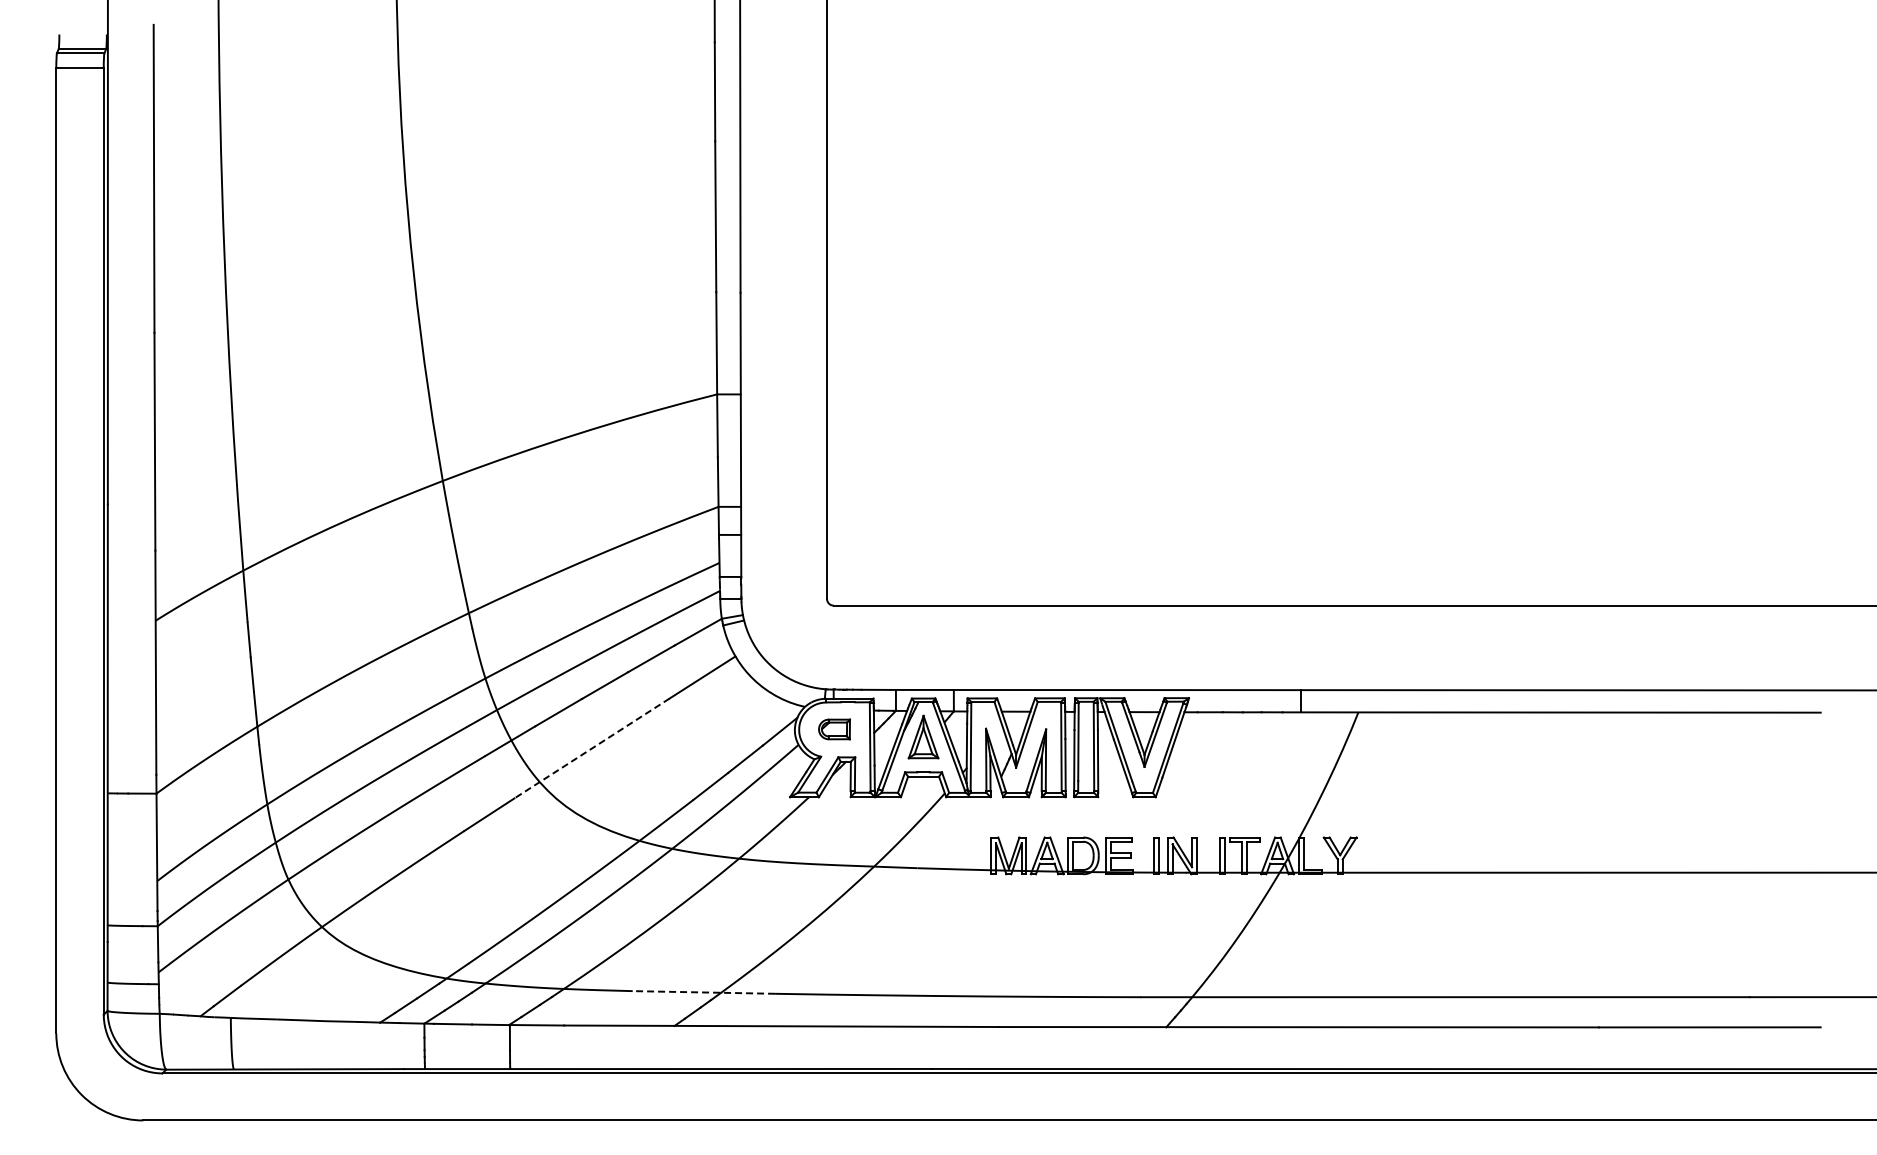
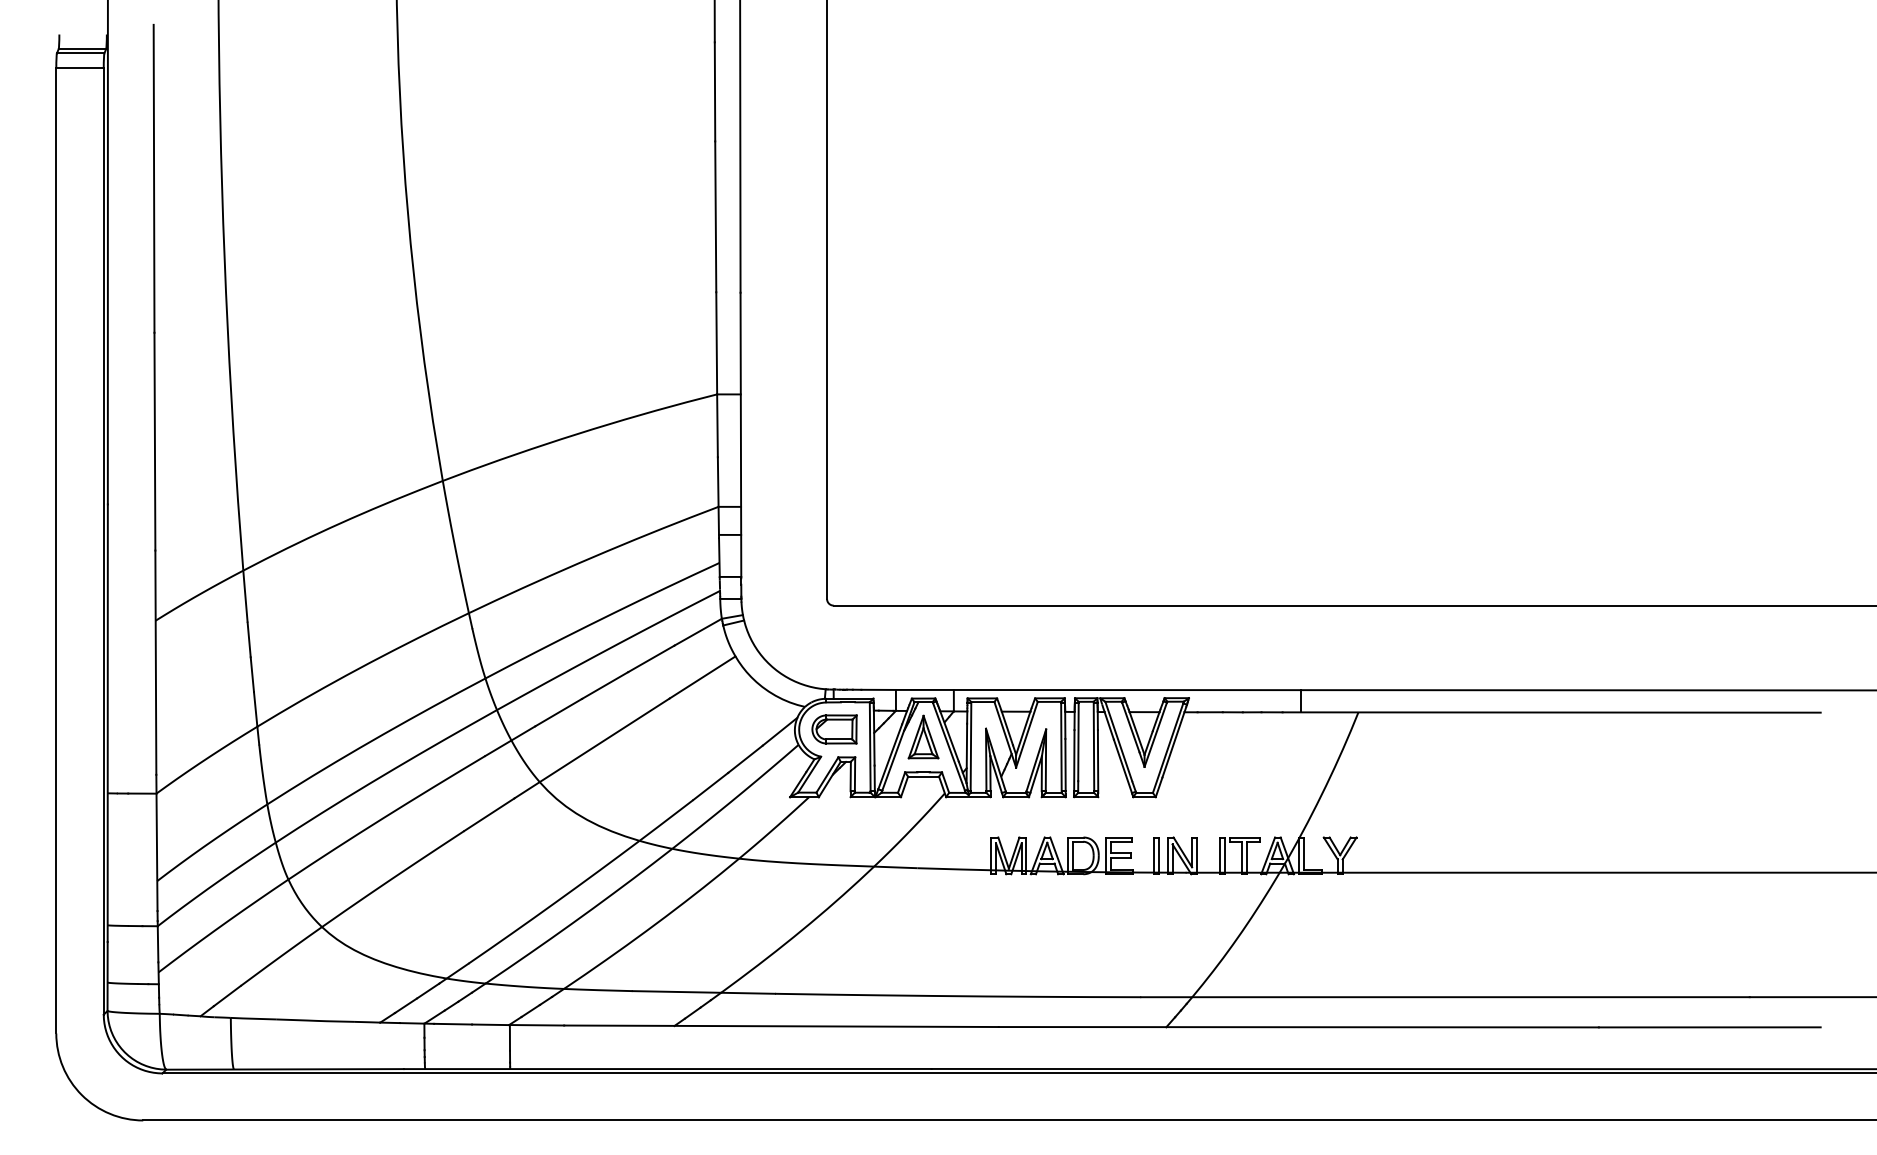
part size: 34x23 px -> 47x31 px (834, 729)
line: dashed -> solid (591, 748)
line: dashed -> solid (703, 992)
